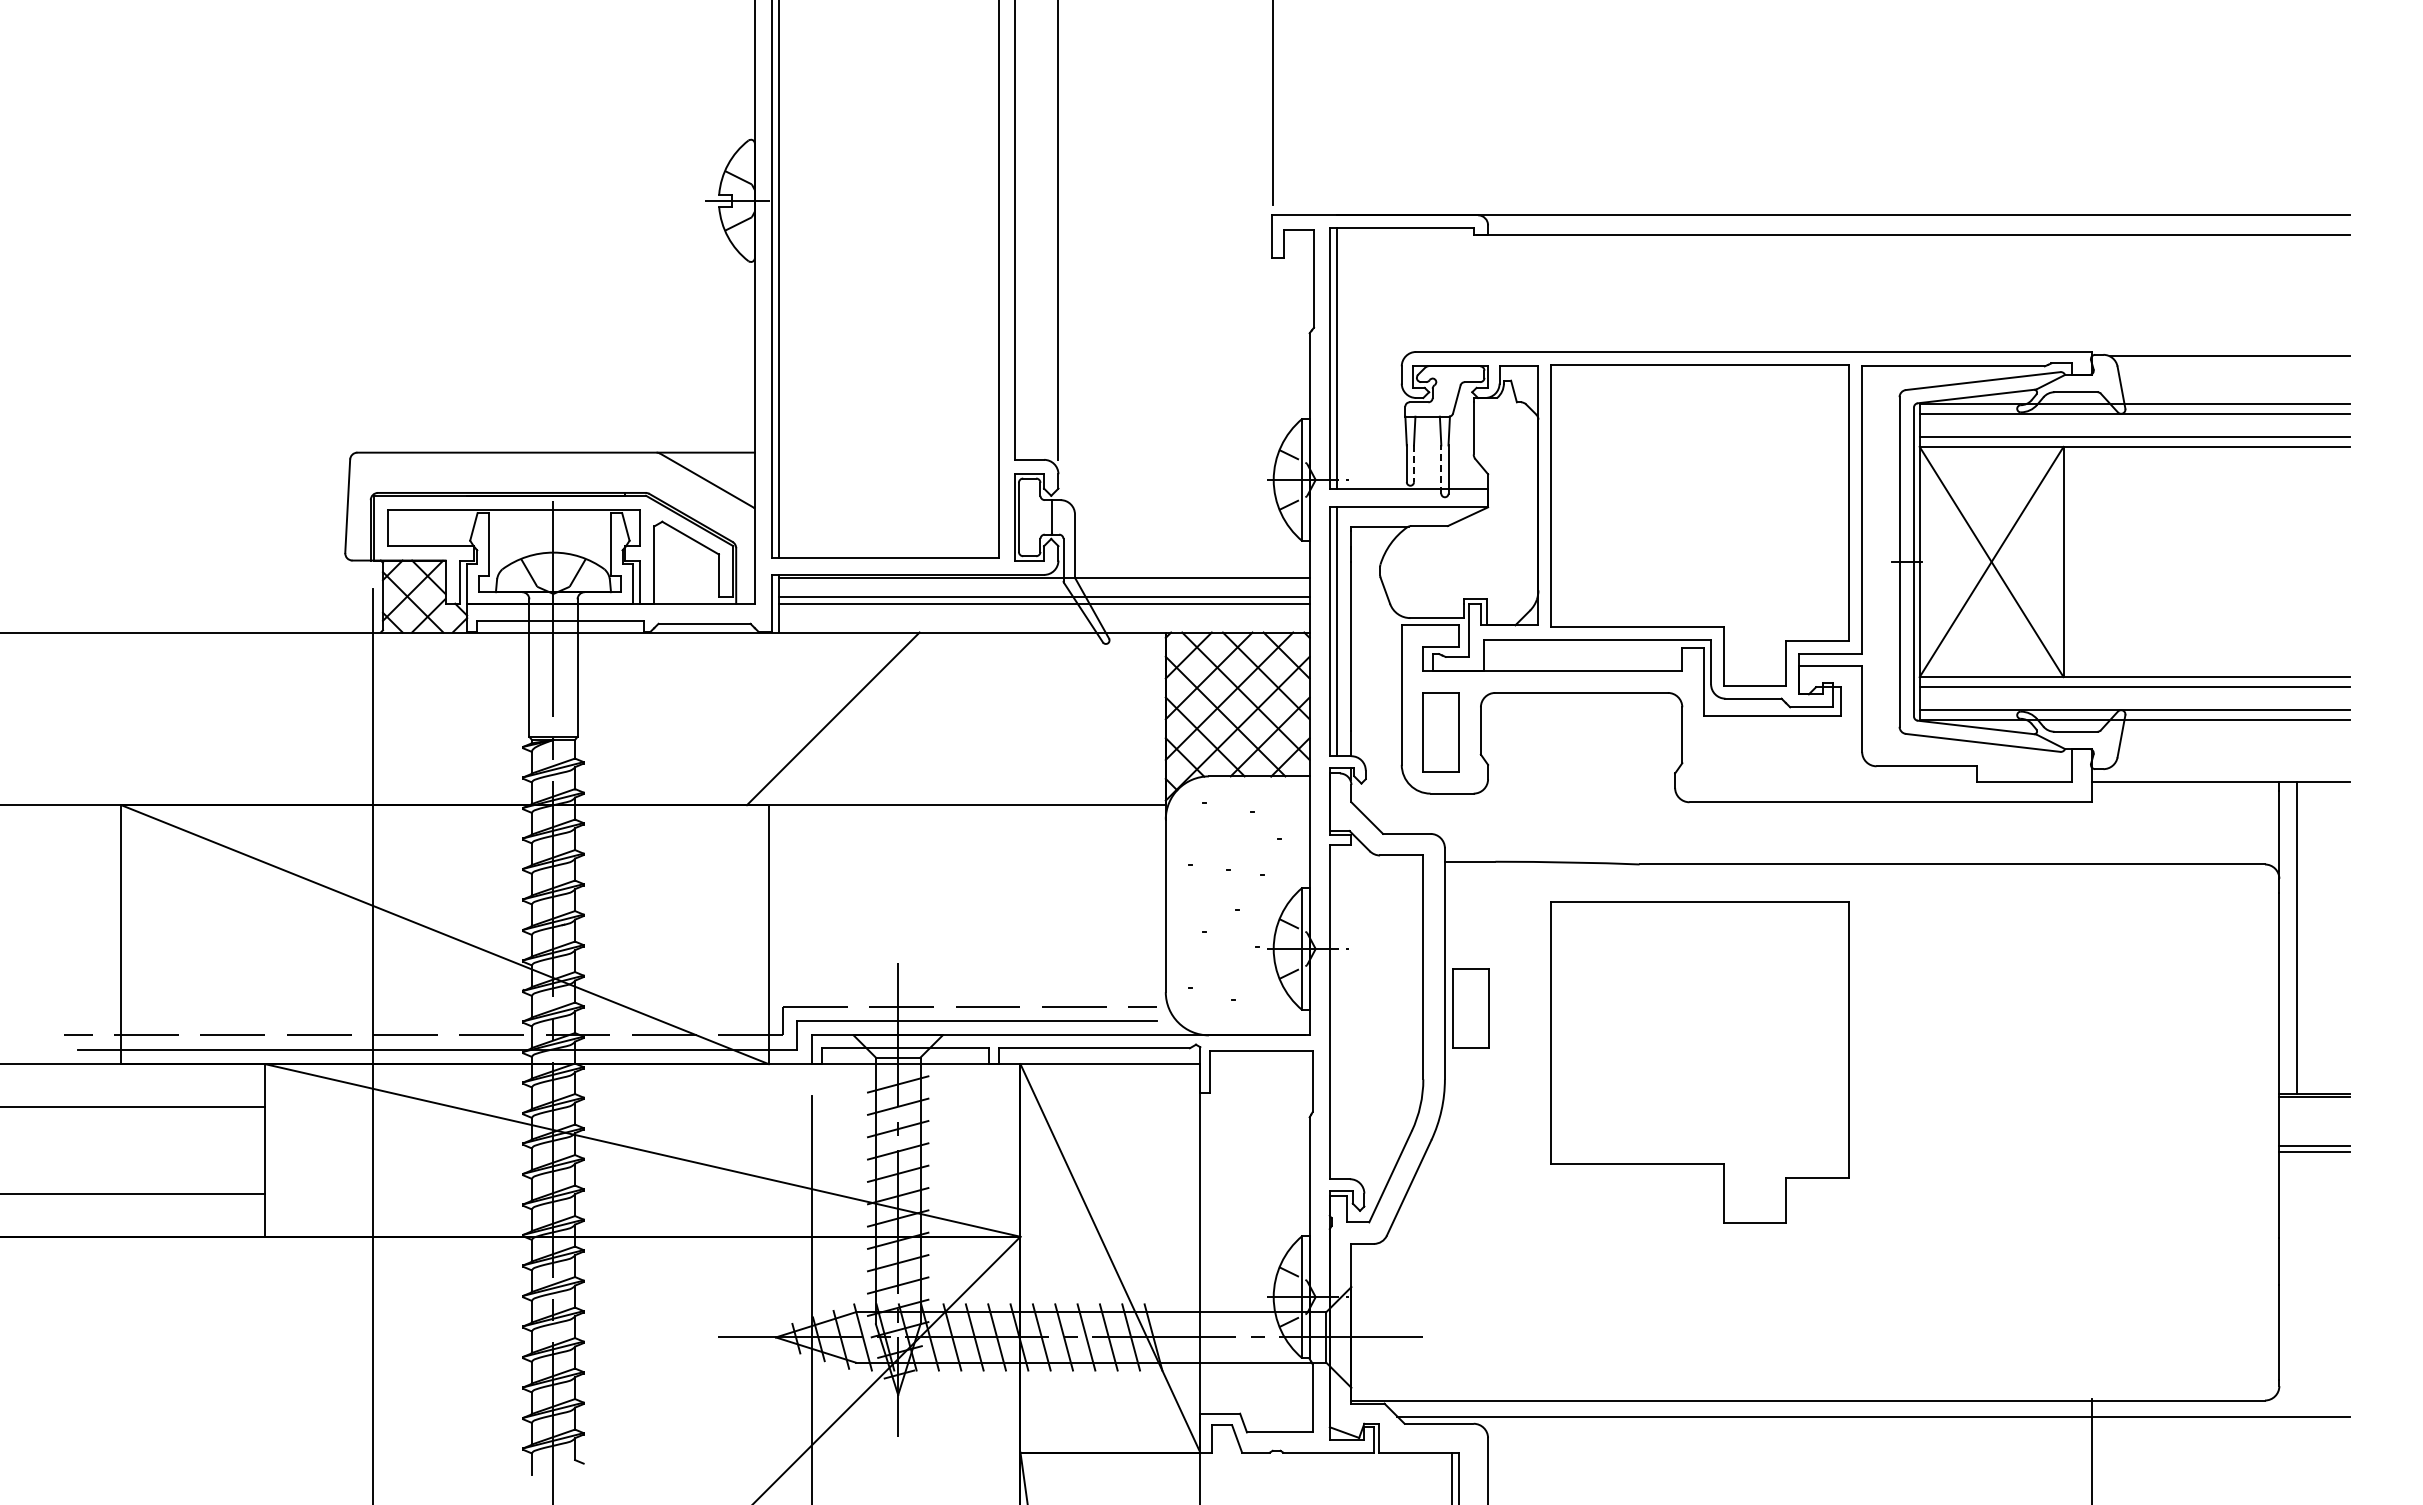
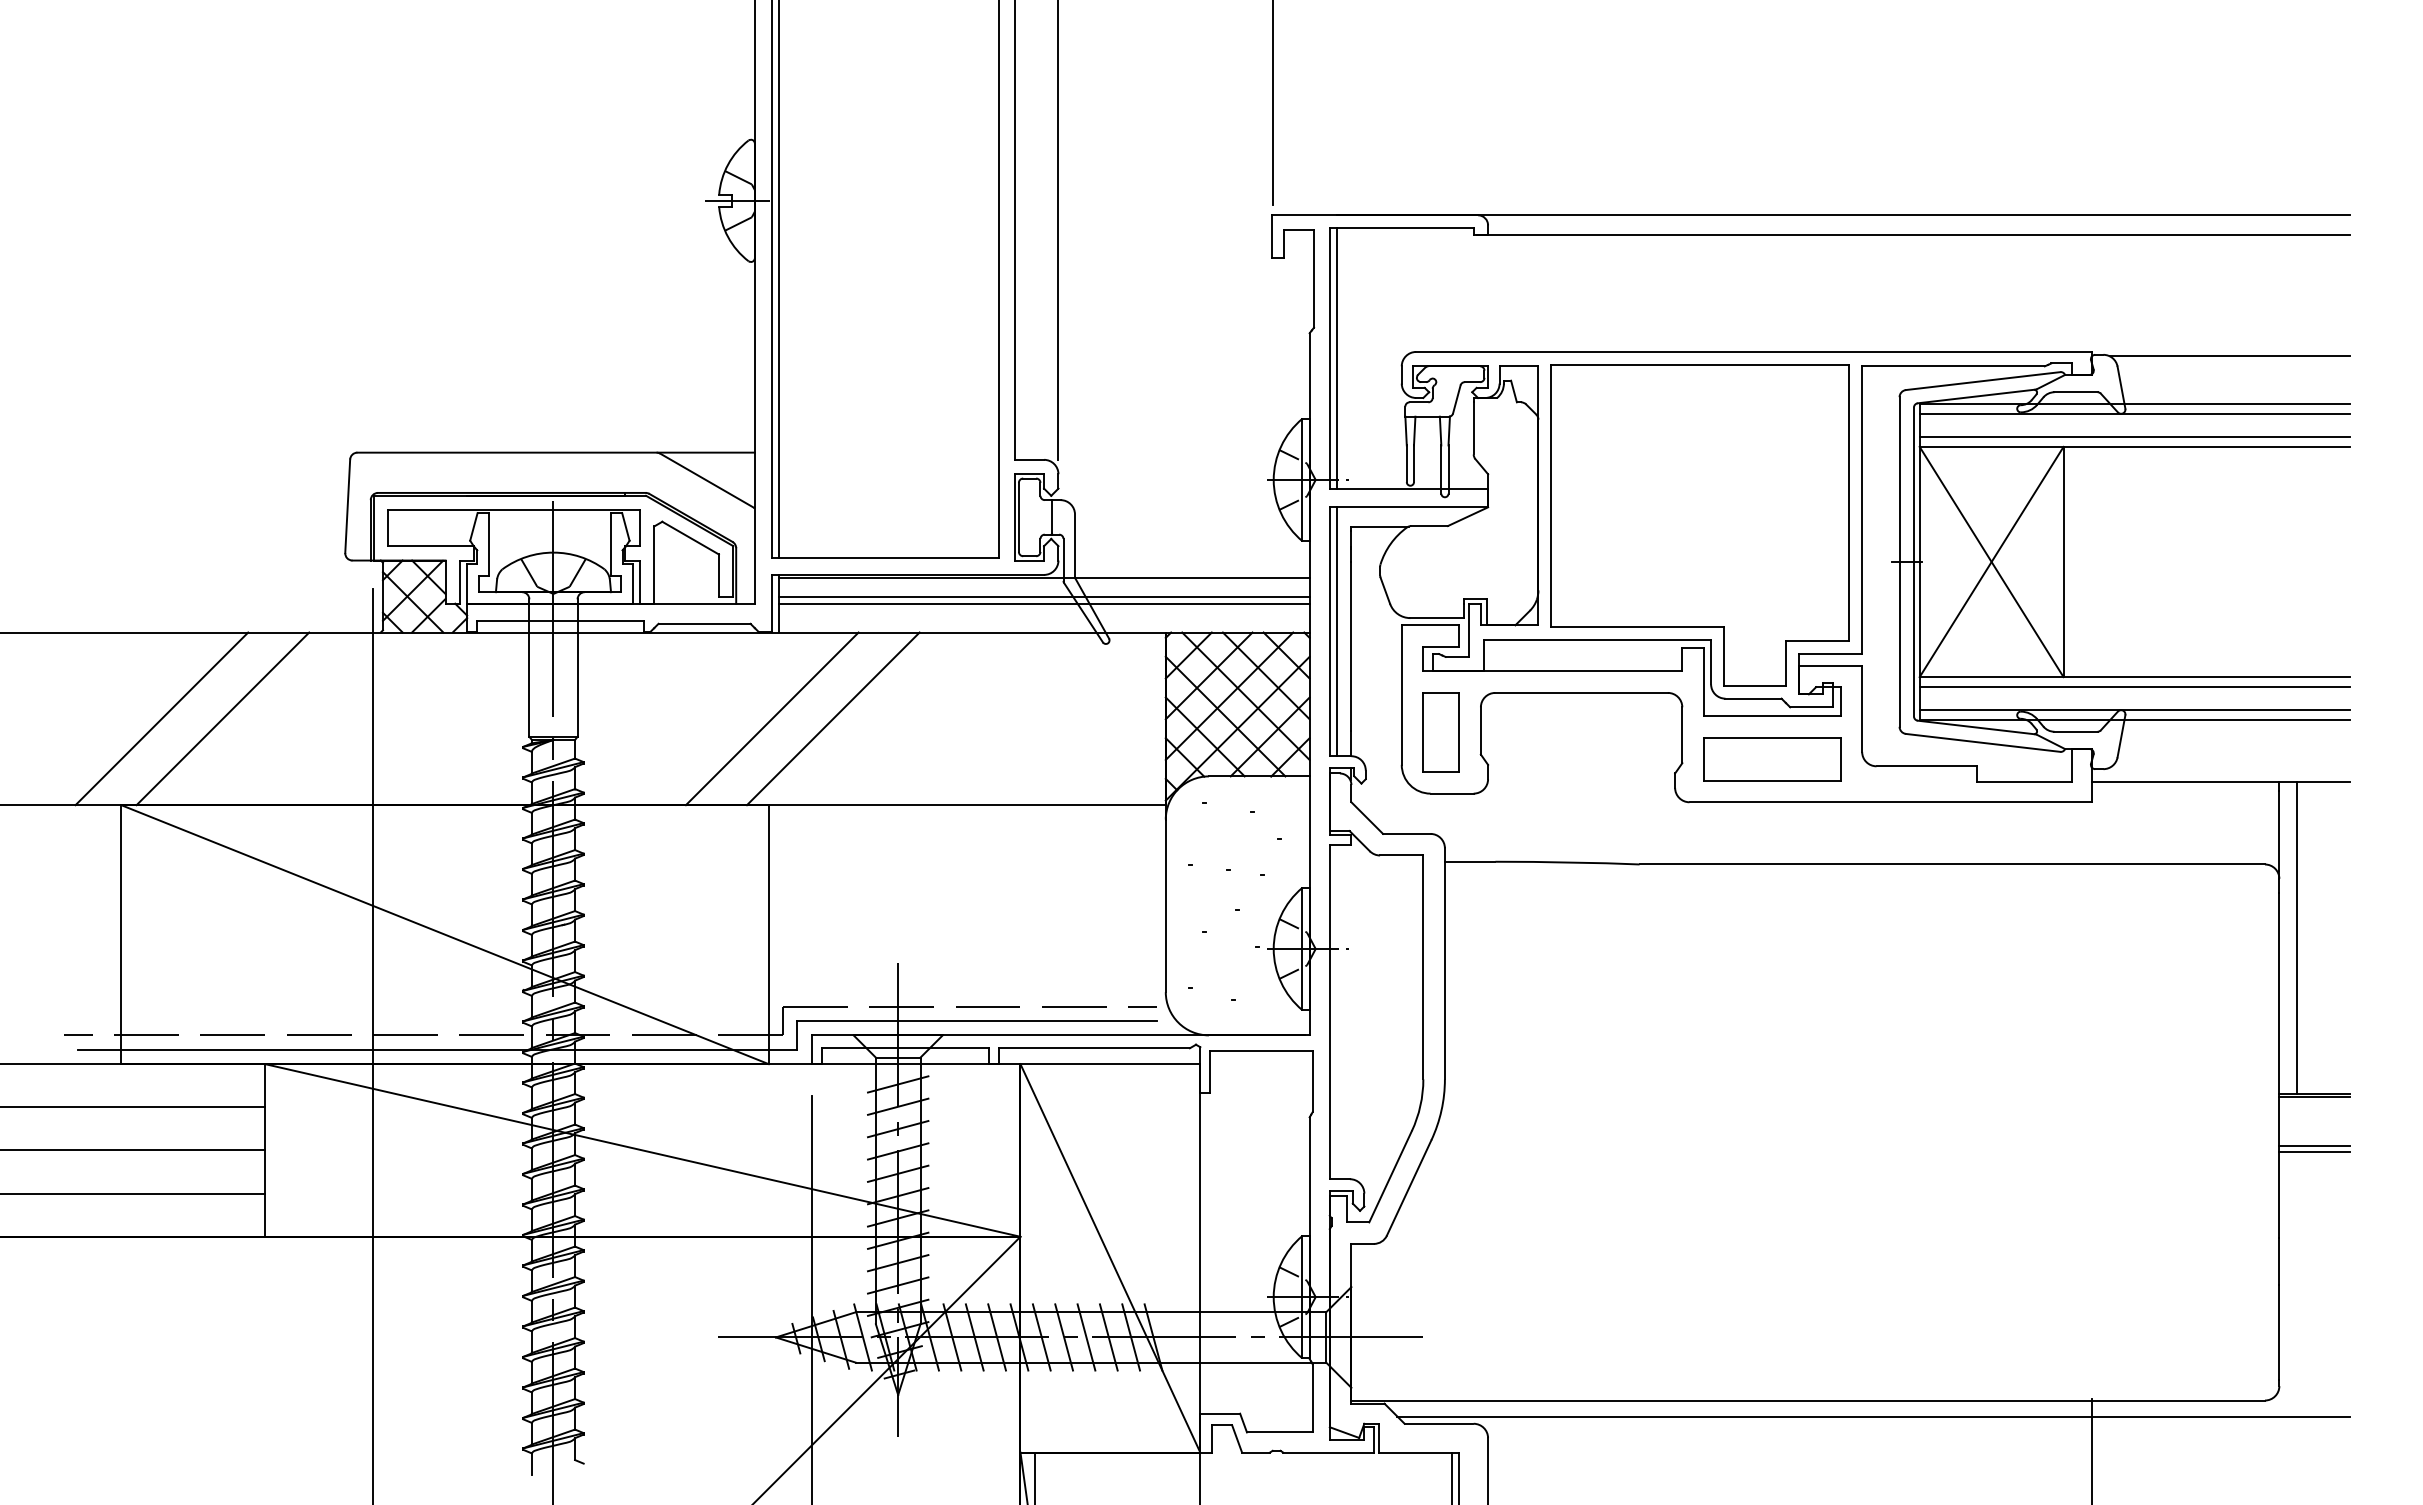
line: dashed -> solid (1413, 464)
line: dashed -> solid (1441, 469)
line: none -> present (161, 718)
line: none -> present (222, 718)
line: none -> present (771, 718)
part: none -> present (1772, 759)
part: present -> none (1470, 1008)
part: present -> none (1699, 1062)
line: none -> present (133, 1150)
line: none -> present (1034, 1476)
